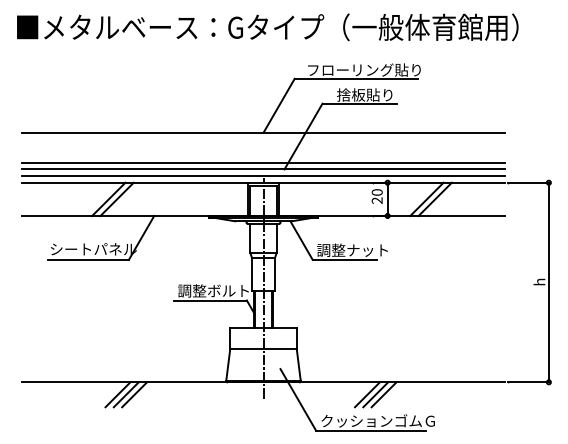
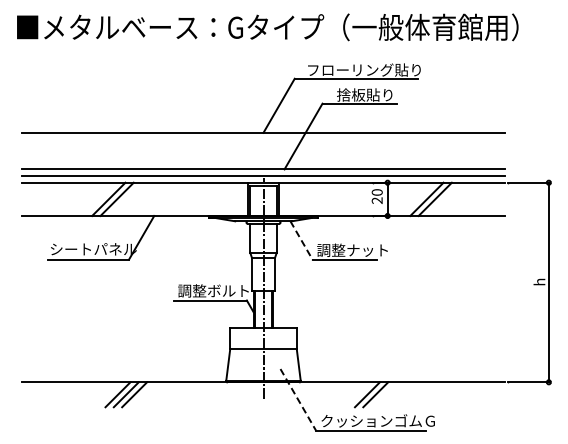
line: present -> none (263, 162)
line: solid -> dashed (301, 241)
line: present -> none (383, 394)
line: solid -> dashed (298, 399)
